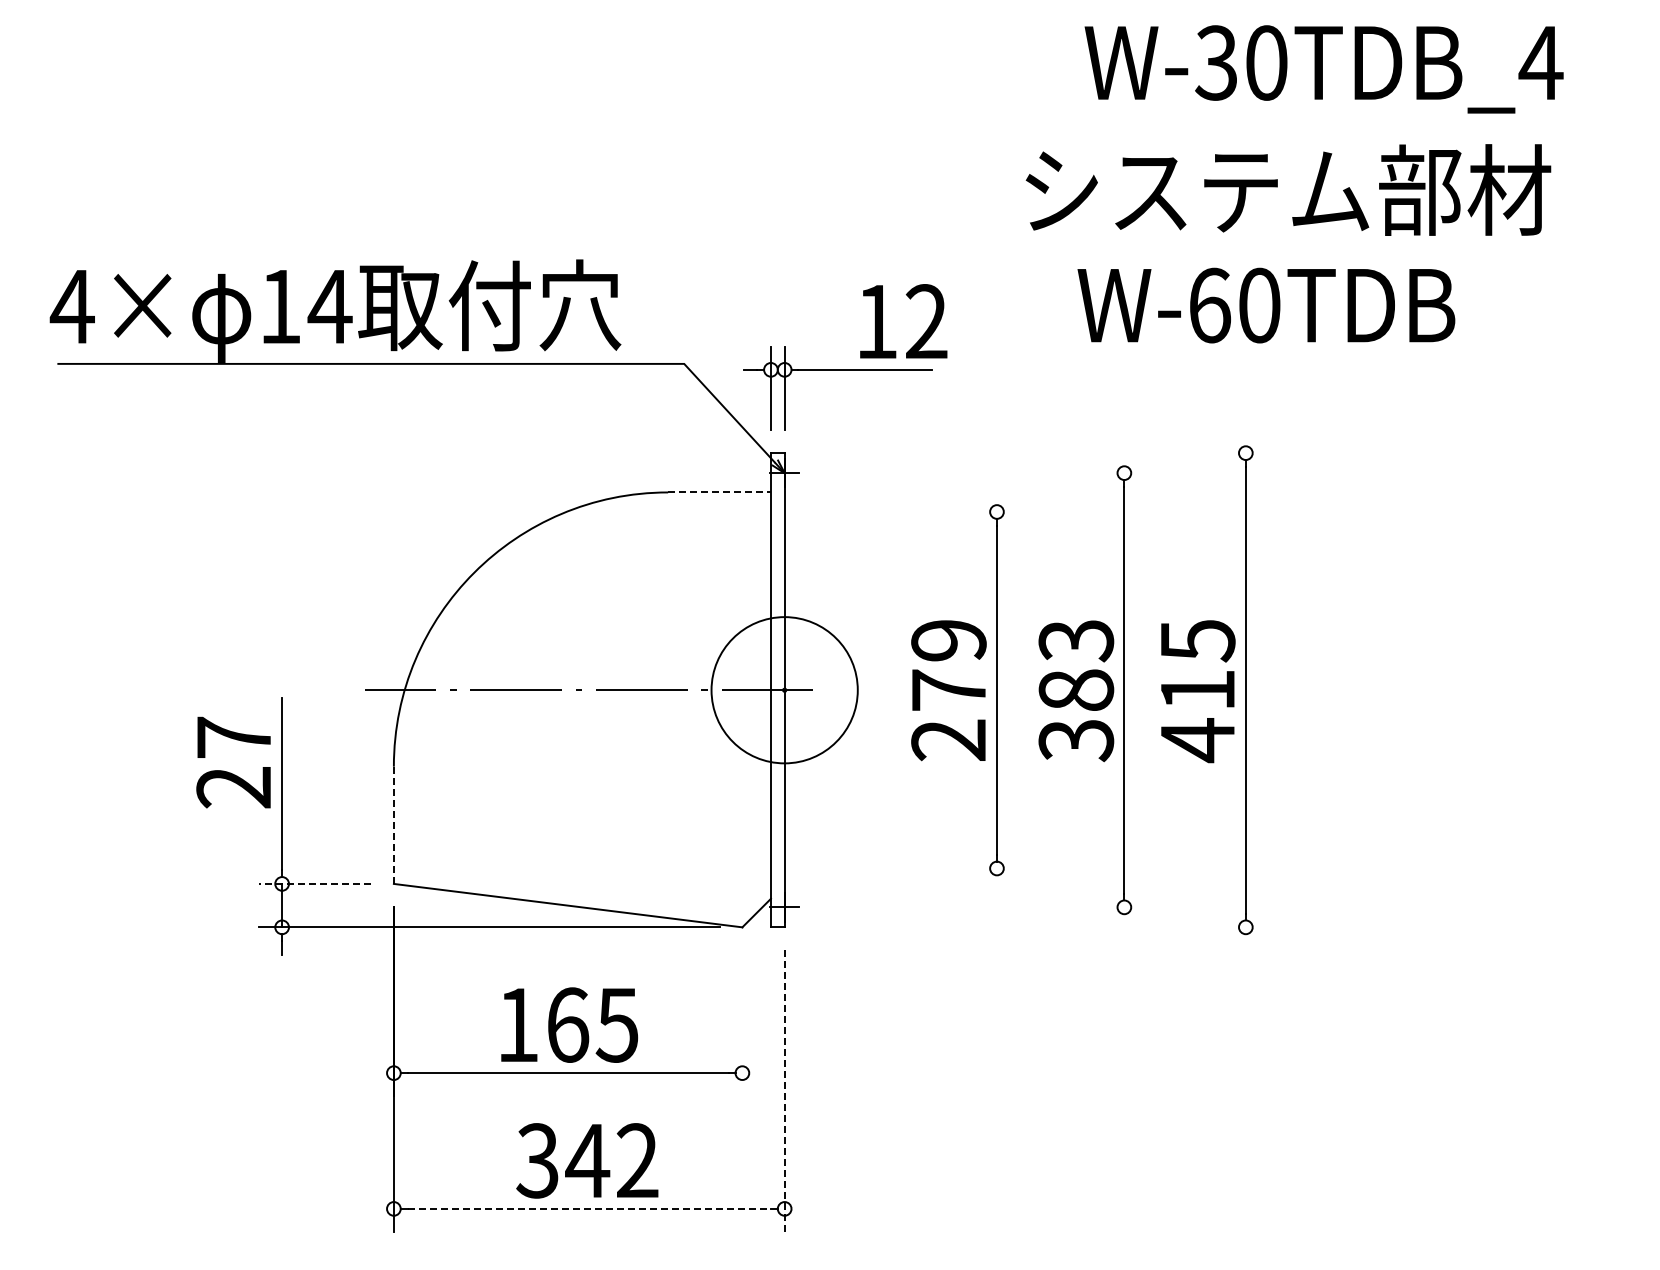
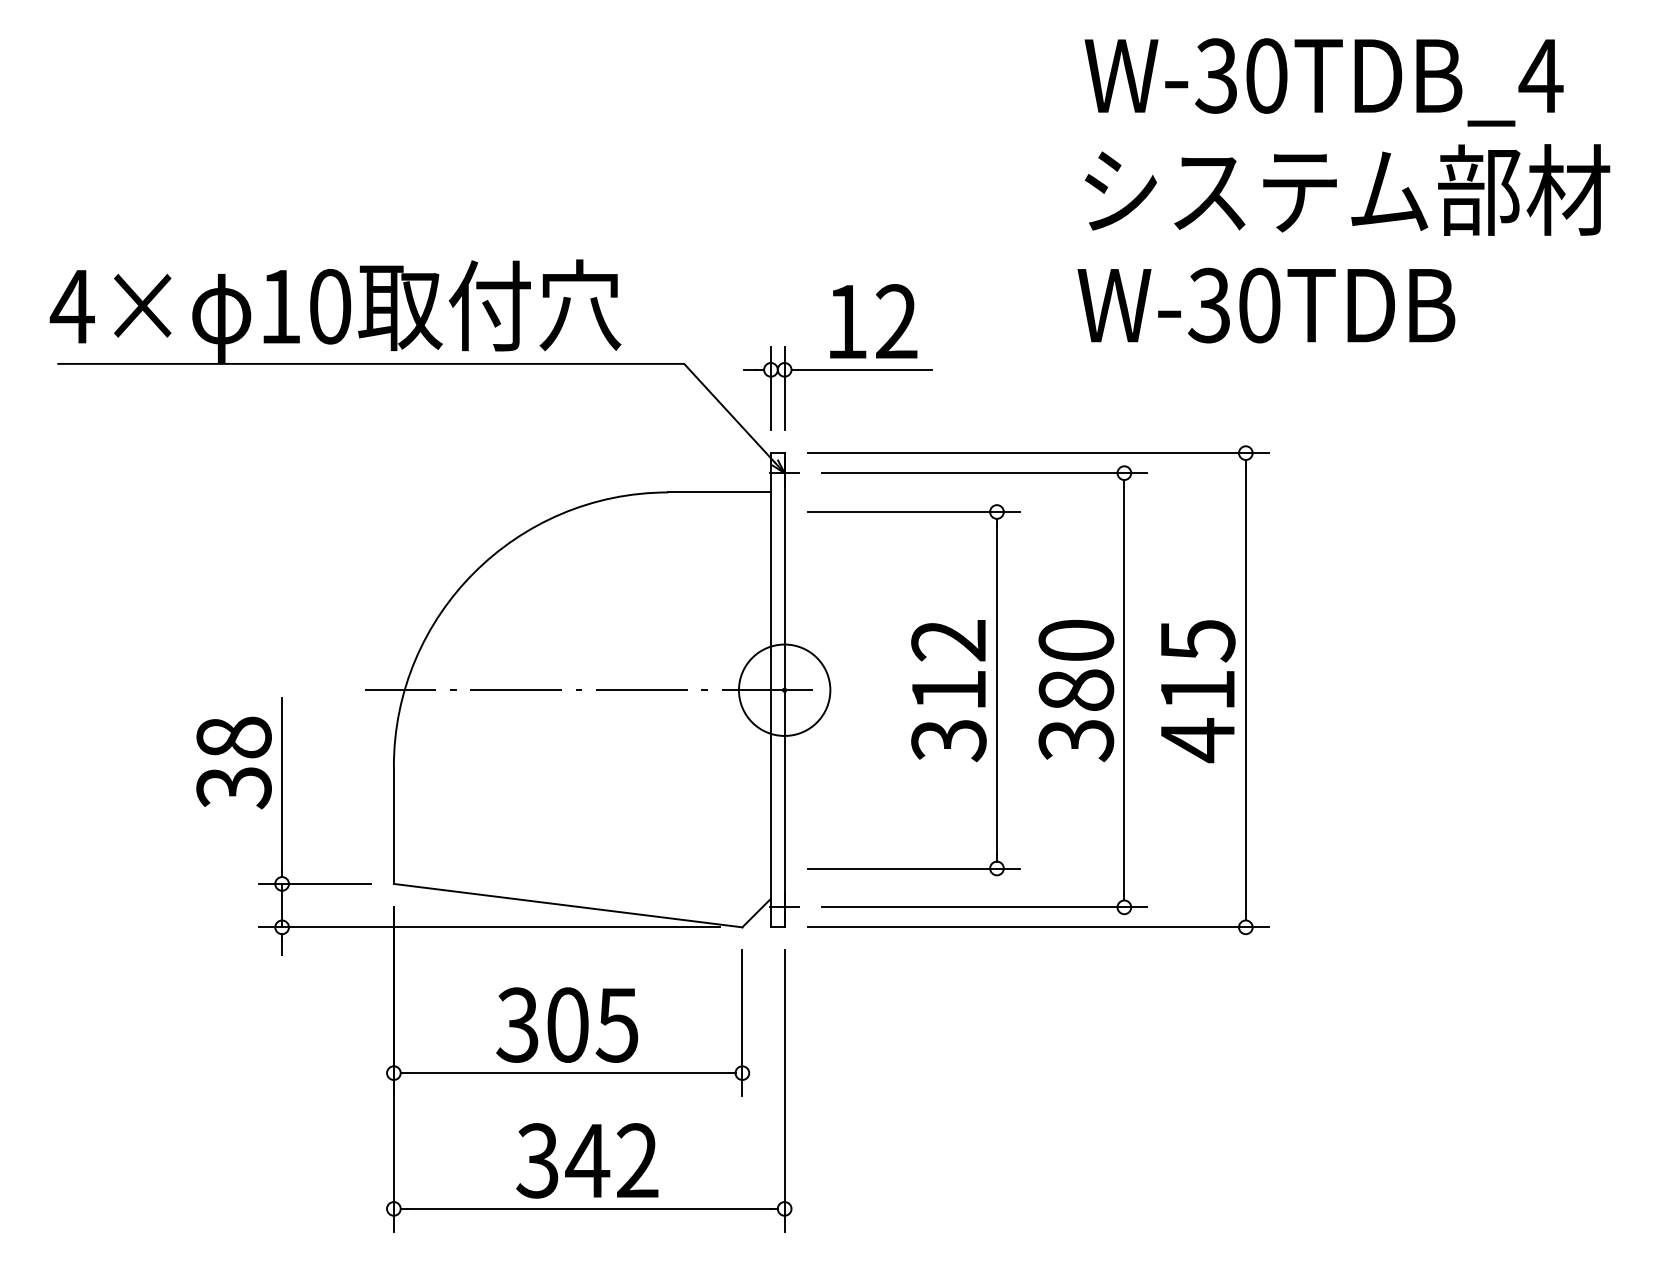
text position: (1323, 69) -> (1323, 82) (1323, 82)
text position: (1288, 189) -> (1347, 189) (1347, 189)
text: W-60TDB -> W-30TDB (1209, 305)
text: 14 -> 10 (329, 306)
text position: (903, 321) -> (873, 321) (873, 321)
line: none -> present (1037, 453)
line: none -> present (984, 473)
line: dashed -> solid (720, 492)
line: none -> present (913, 512)
text: 383 -> 380 (1076, 640)
circle diameter: 146 px -> 91 px (784, 689)
text: 279 -> 312 (948, 691)
text: 27 -> 38 (233, 762)
line: dashed -> solid (393, 825)
line: none -> present (913, 868)
line: dashed -> solid (315, 883)
line: none -> present (984, 907)
line: none -> present (1037, 927)
line: none -> present (742, 1023)
text: 165 -> 305 (542, 1024)
line: dashed -> solid (784, 1090)
line: dashed -> solid (589, 1208)
